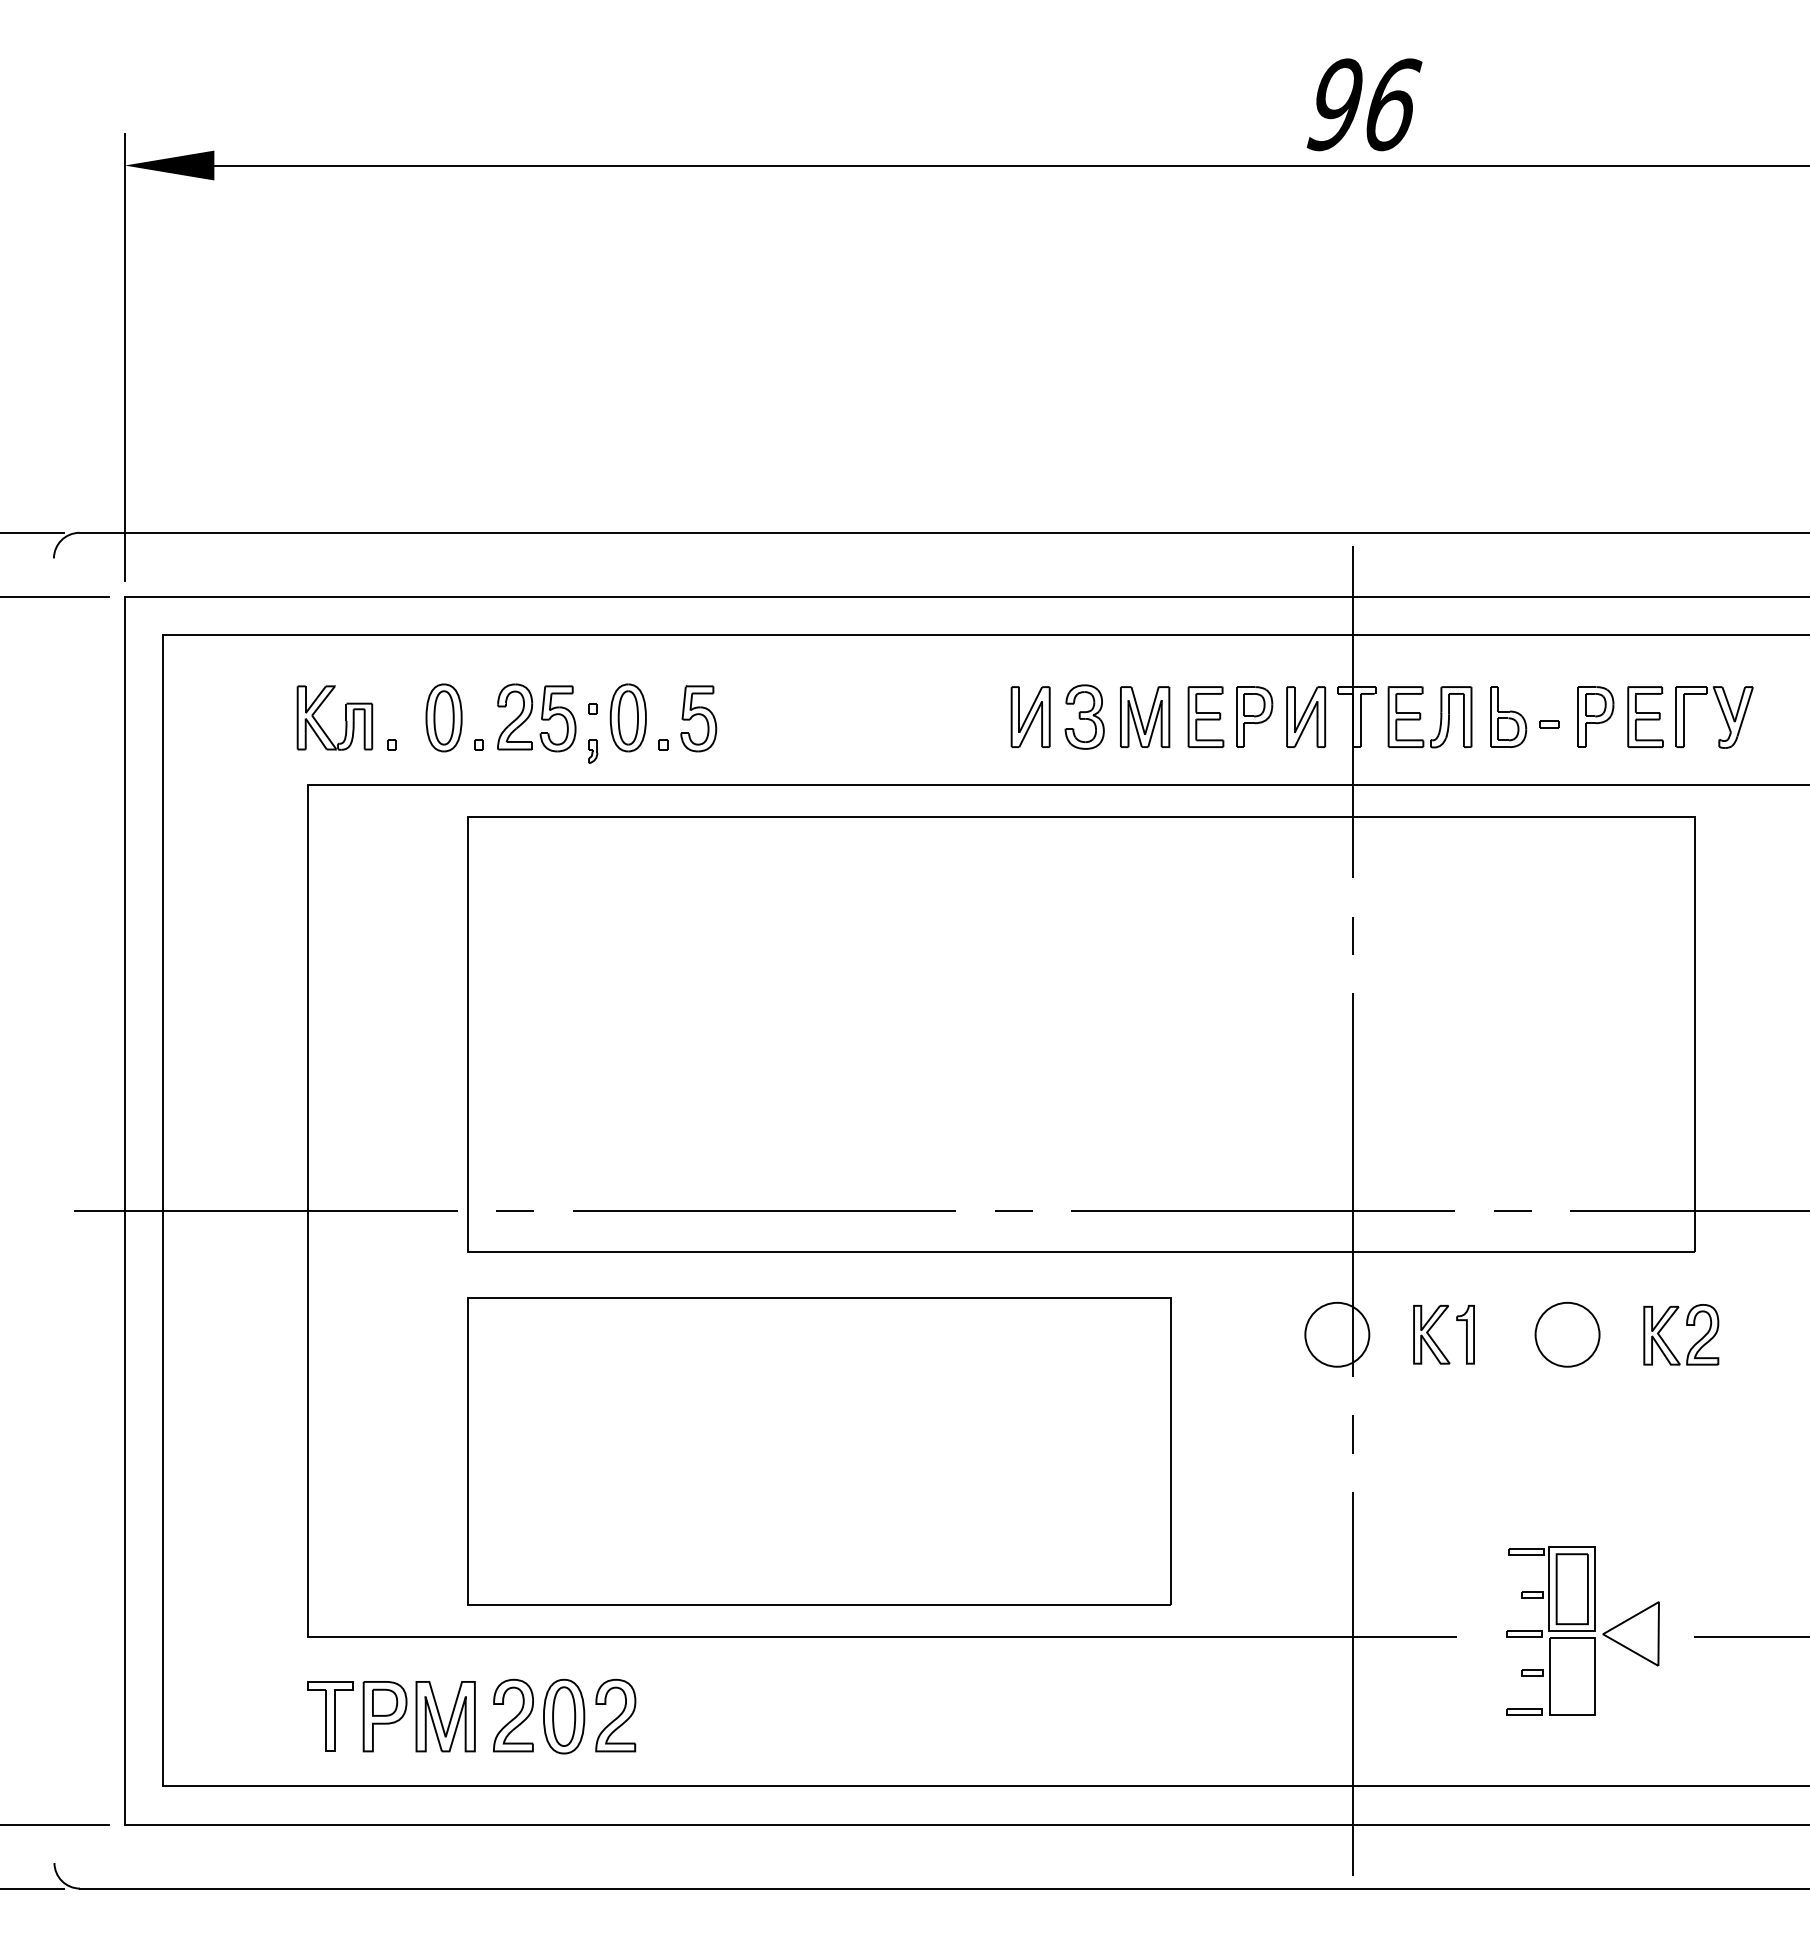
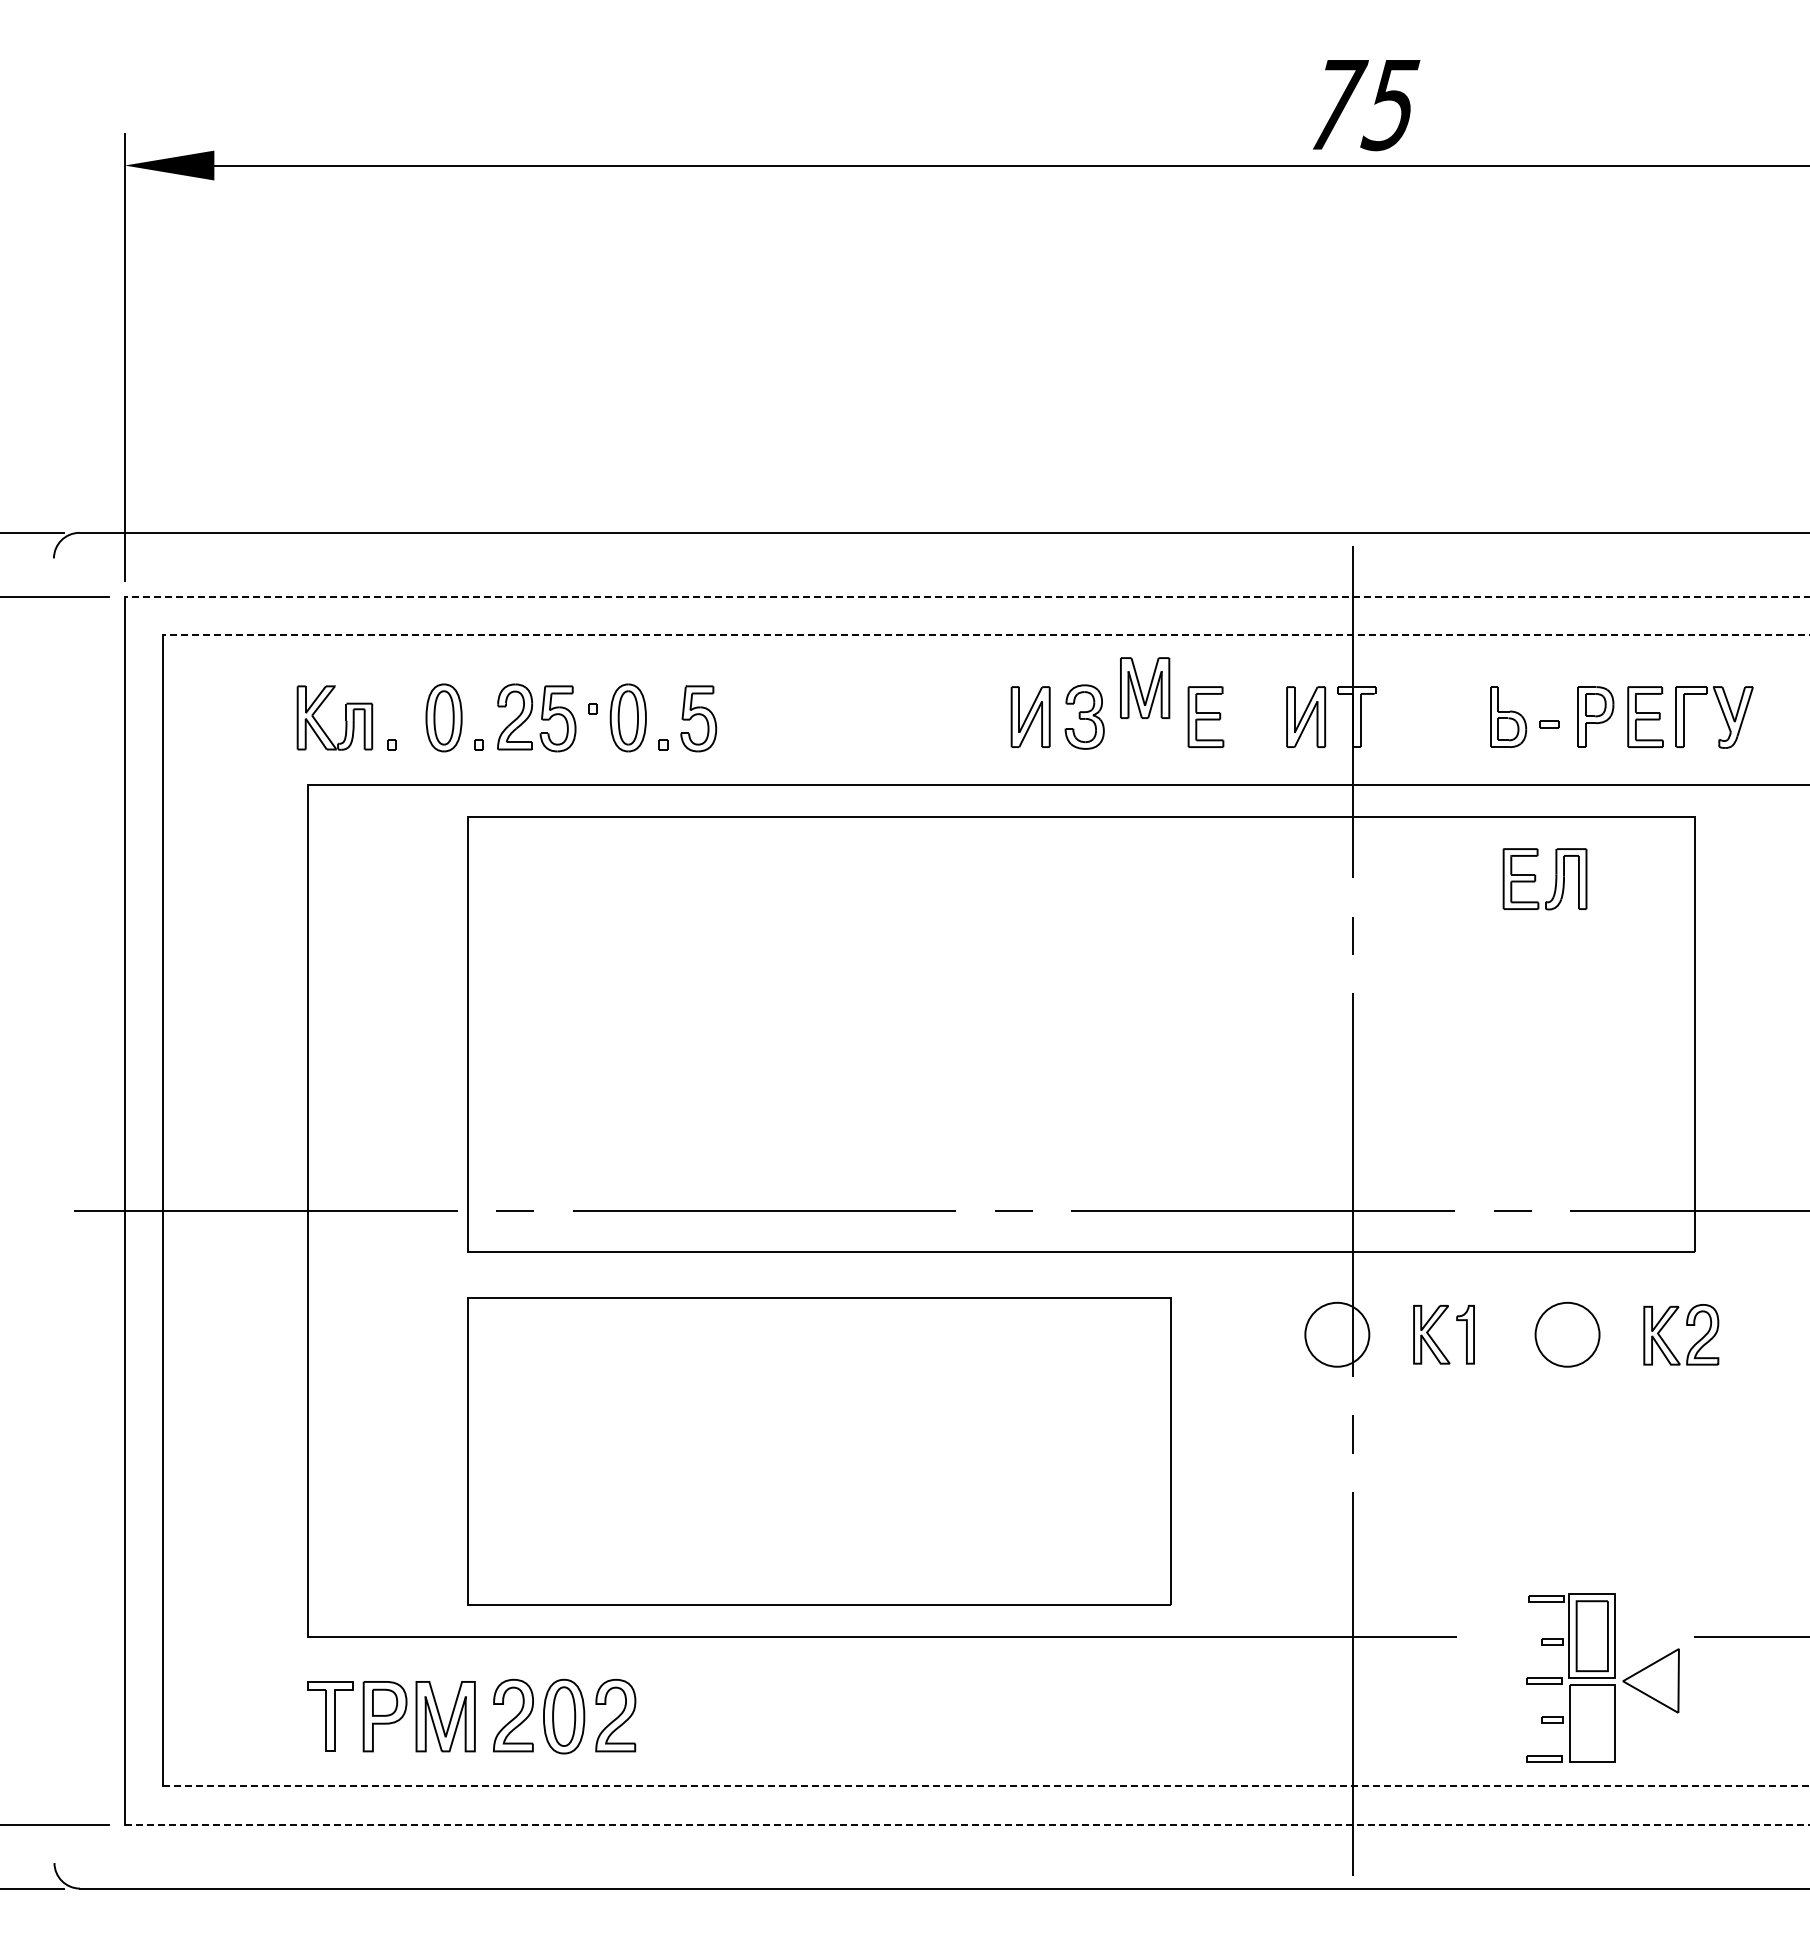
text: 96 -> 75 (1364, 104)
line: solid -> dashed (966, 596)
line: solid -> dashed (986, 635)
part position: (1145, 716) -> (1145, 687) (1145, 687)
part: present -> none (1254, 716)
part position: (1421, 717) -> (1536, 879) (1536, 879)
part: present -> none (593, 751)
part position: (1582, 1630) -> (1602, 1677) (1602, 1677)
line: solid -> dashed (986, 1786)
line: solid -> dashed (967, 1824)
